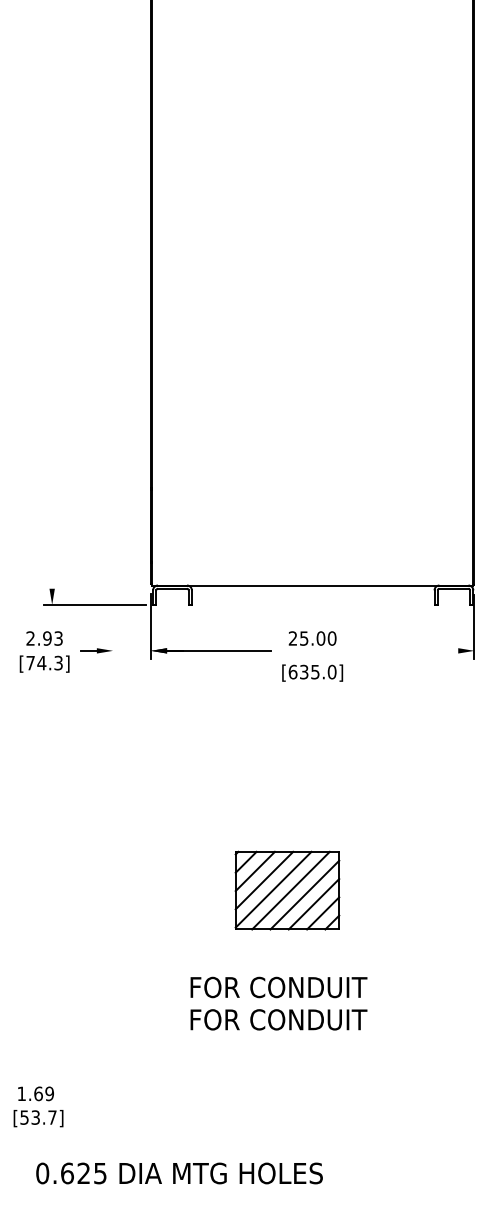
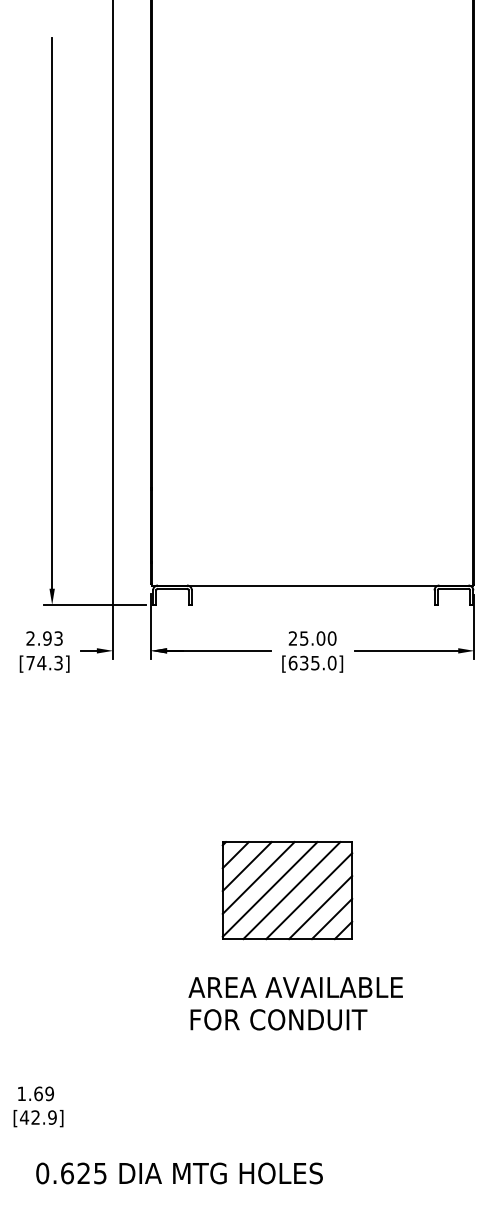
line: none -> present (52, 312)
line: none -> present (113, 330)
line: none -> present (406, 650)
text position: (312, 672) -> (312, 663) (312, 663)
part size: 107x81 px -> 133x100 px (287, 890)
text: FOR CONDUIT -> AREA AVAILABLE (295, 987)
text: [53.7] -> [42.9] (37, 1117)
